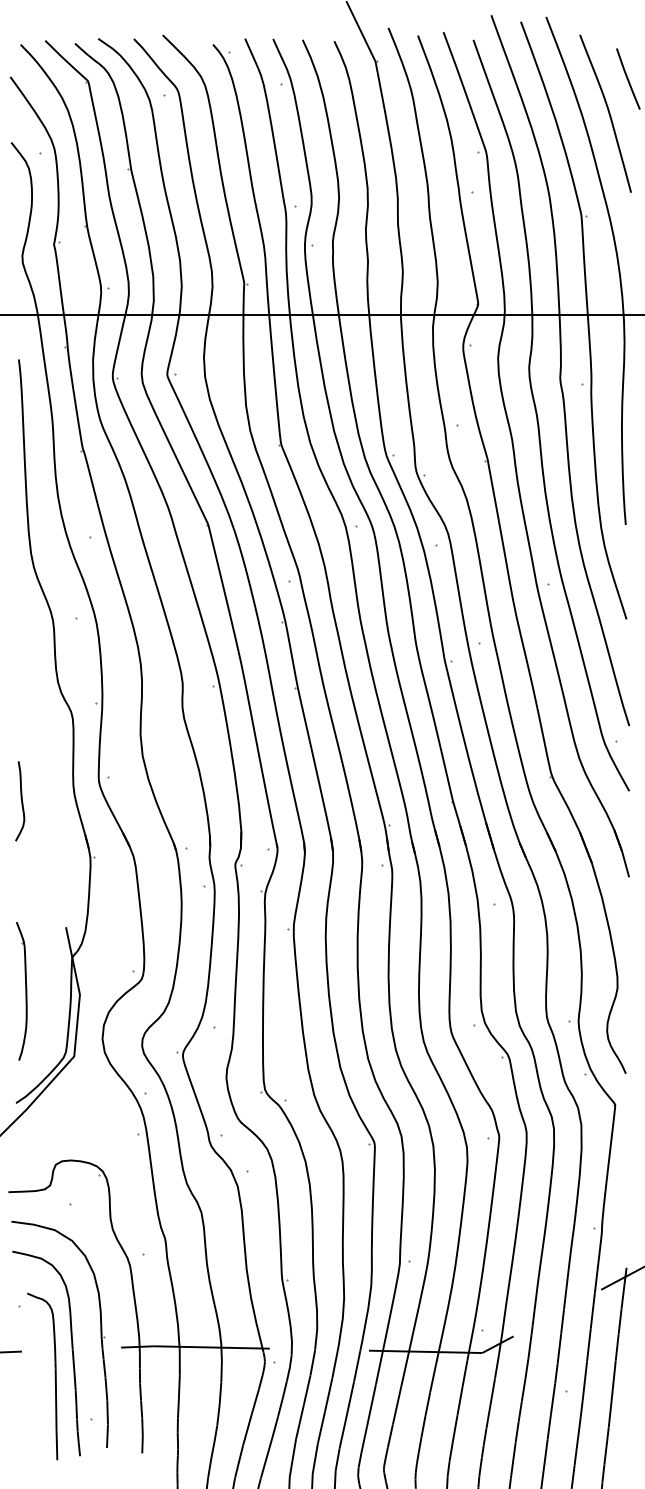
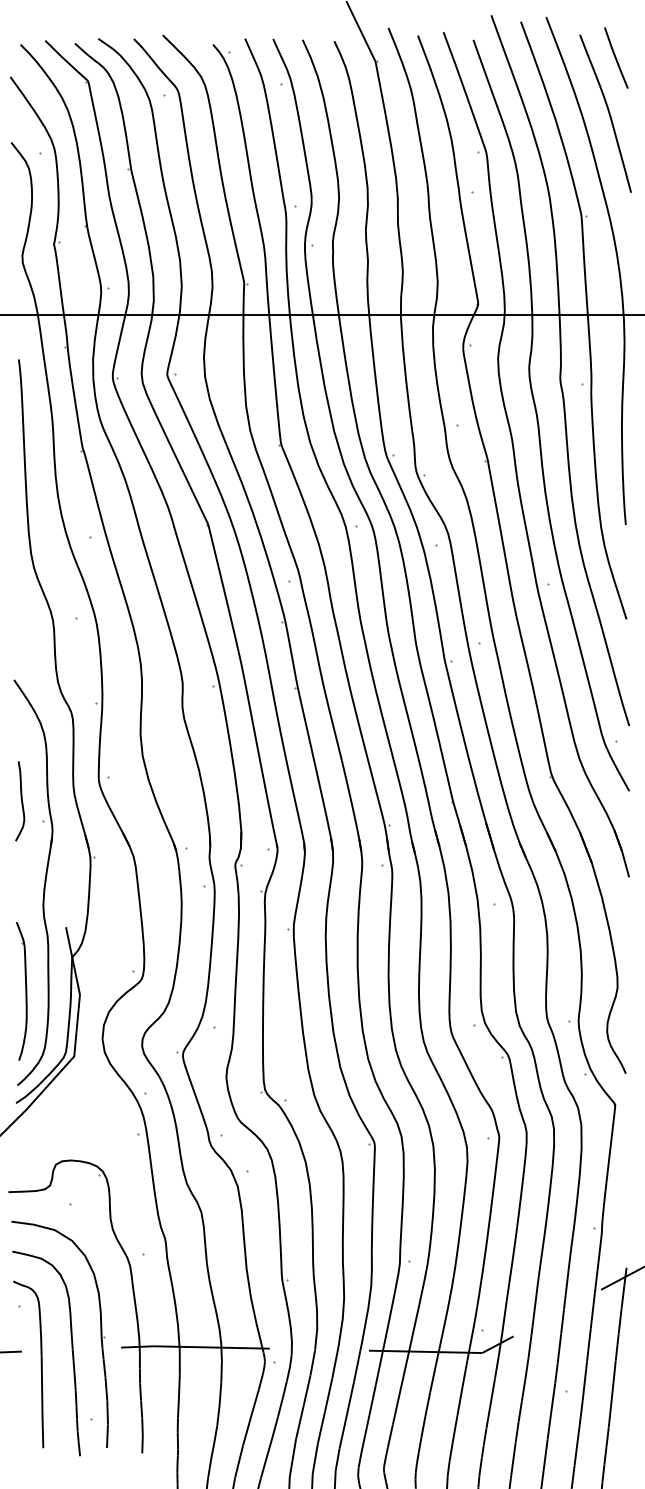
line position: (628, 78) -> (616, 57) (616, 57)
part: none -> present (43, 886)
part position: (54, 1376) -> (40, 1364) (40, 1364)
